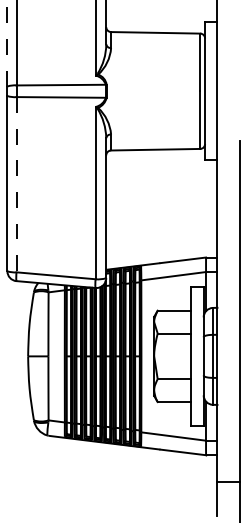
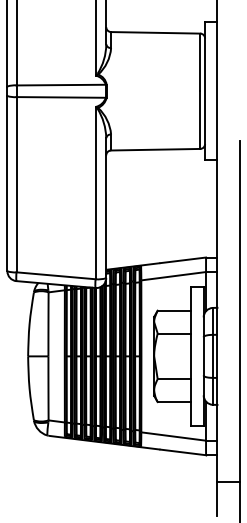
line: dashed -> solid (7, 43)
line: dashed -> solid (16, 184)
